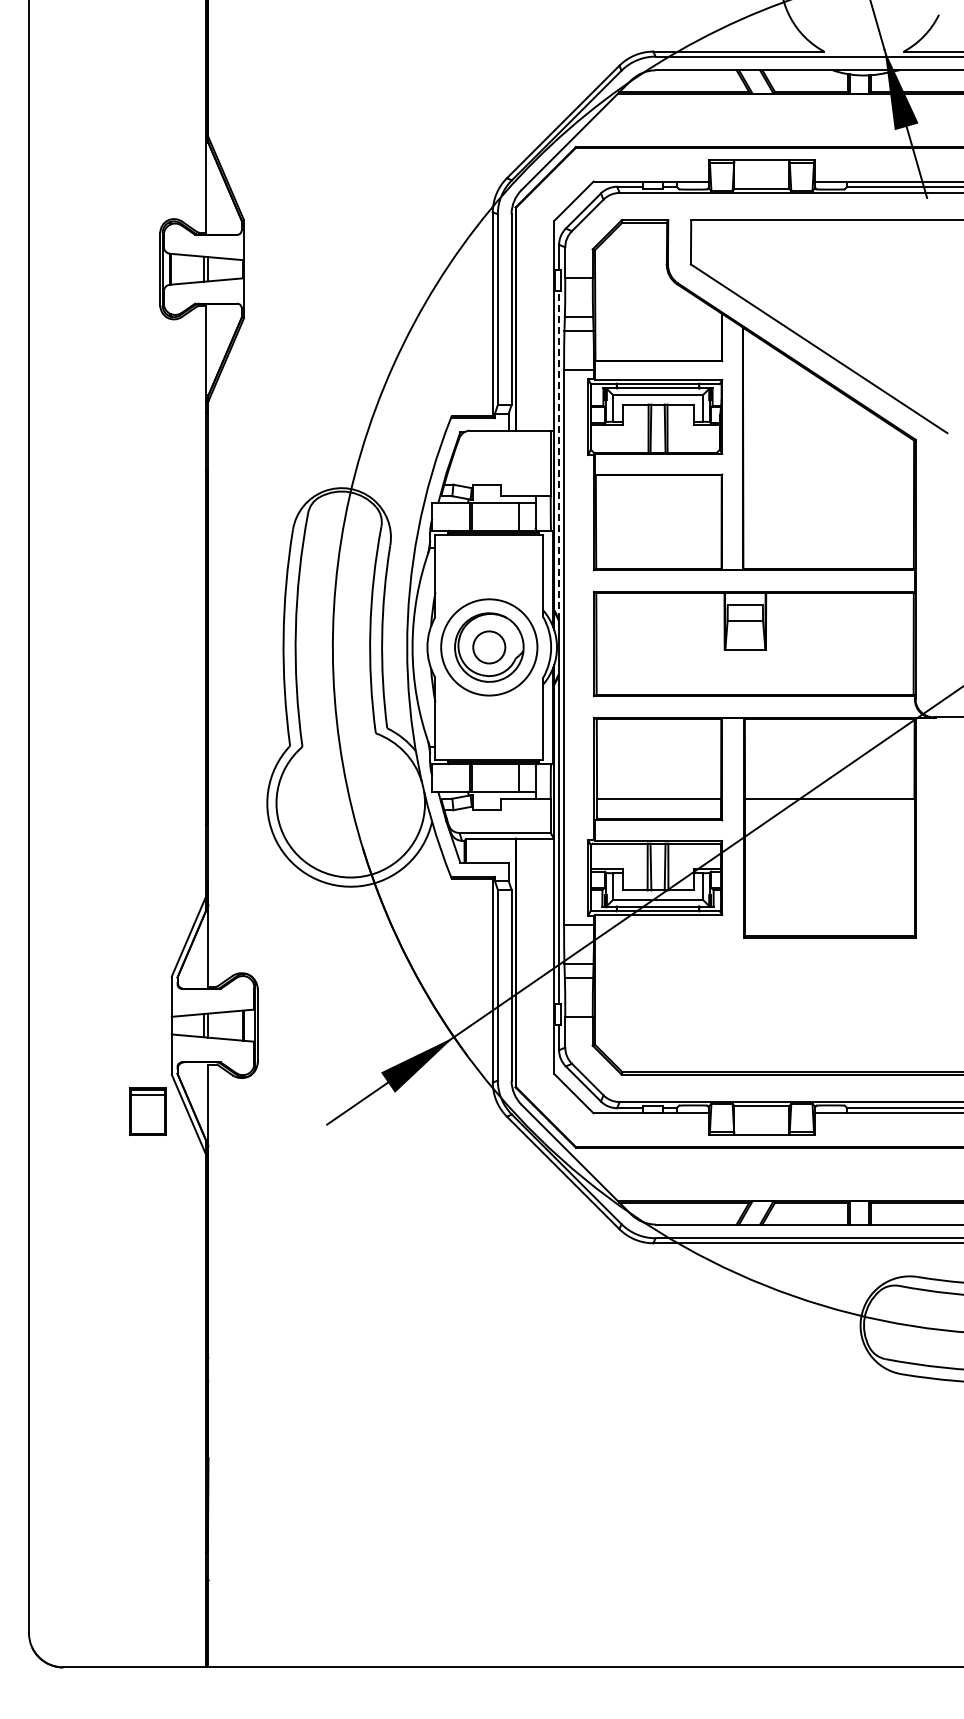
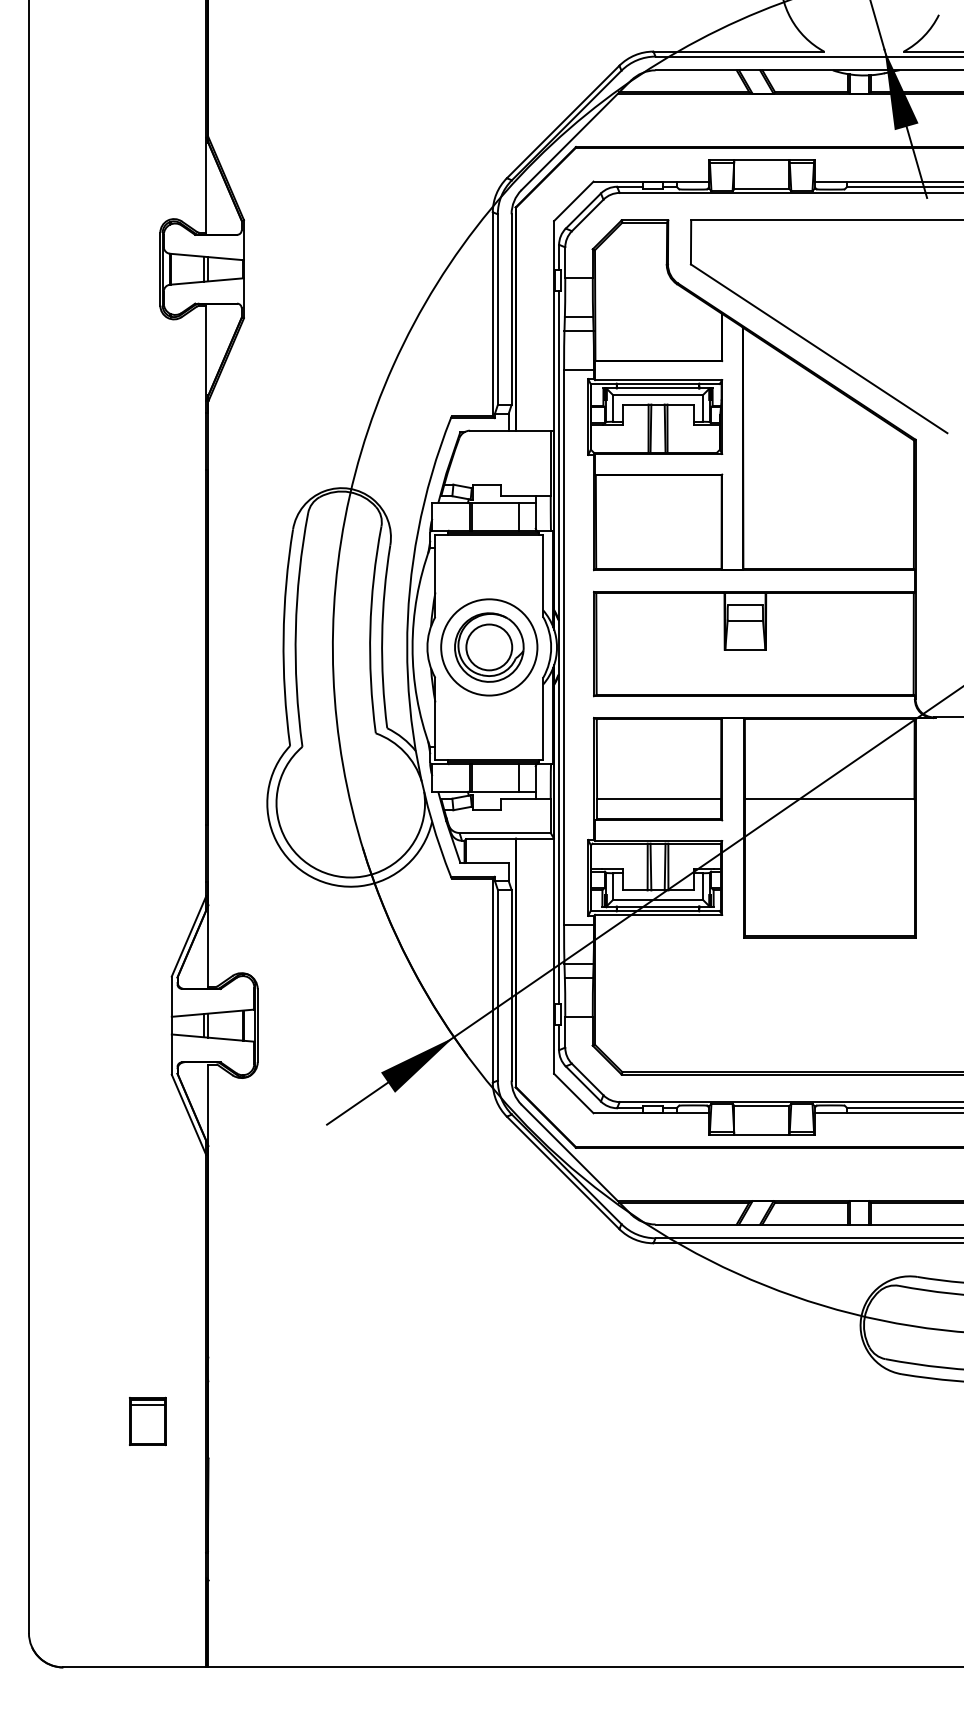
line: dashed -> solid (559, 455)
circle diameter: 32 px -> 46 px (489, 647)
part position: (147, 1111) -> (147, 1421) (147, 1421)
